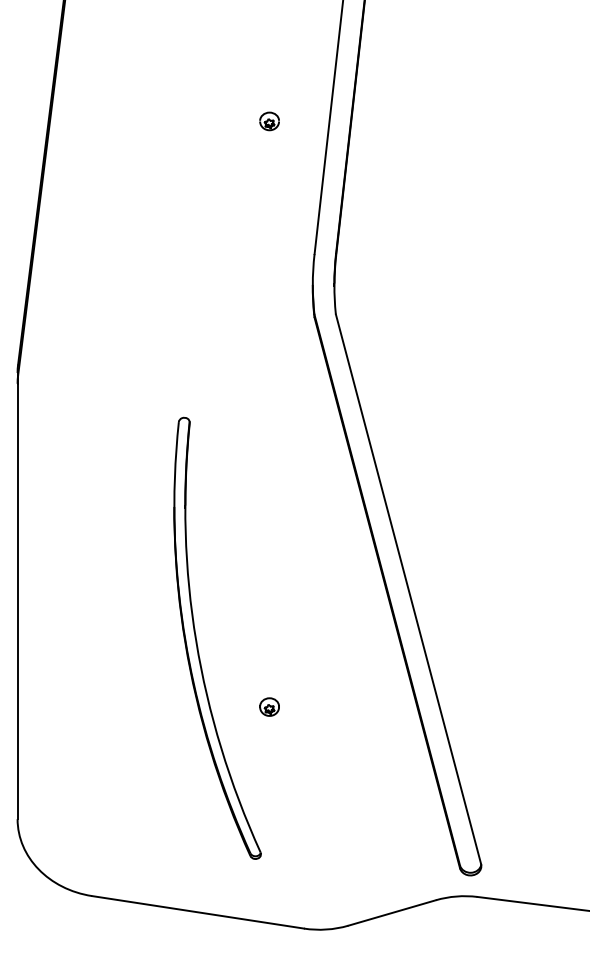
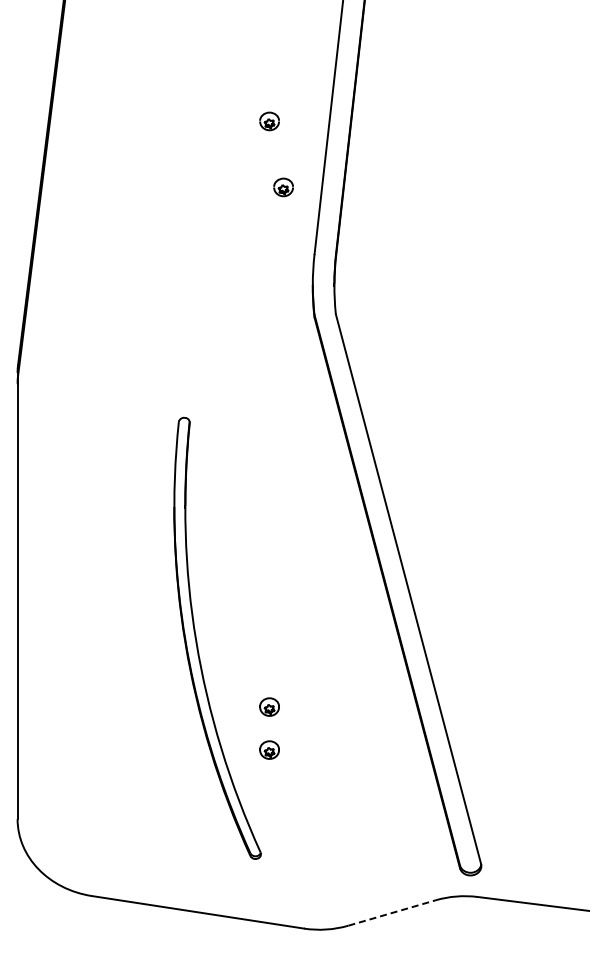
part: none -> present (283, 187)
part: none -> present (269, 749)
line: solid -> dashed (392, 912)
